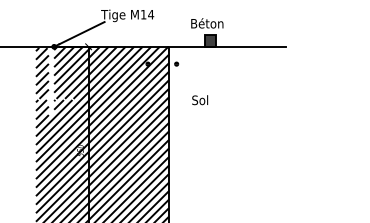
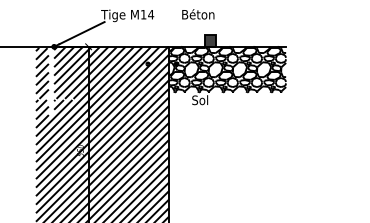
text position: (207, 23) -> (198, 14) (198, 14)
hatch: none -> present (227, 69)
